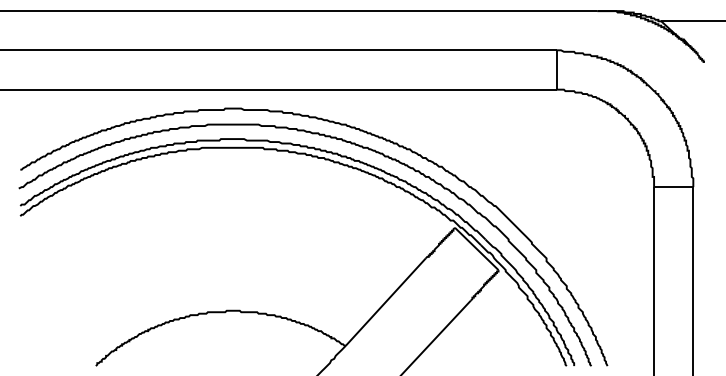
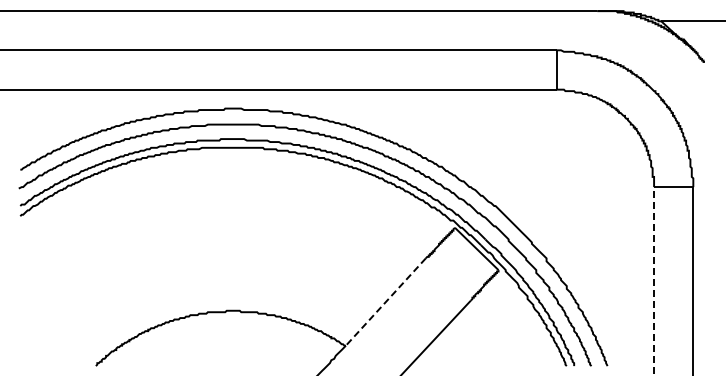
line: solid -> dashed (654, 281)
line: solid -> dashed (385, 302)
